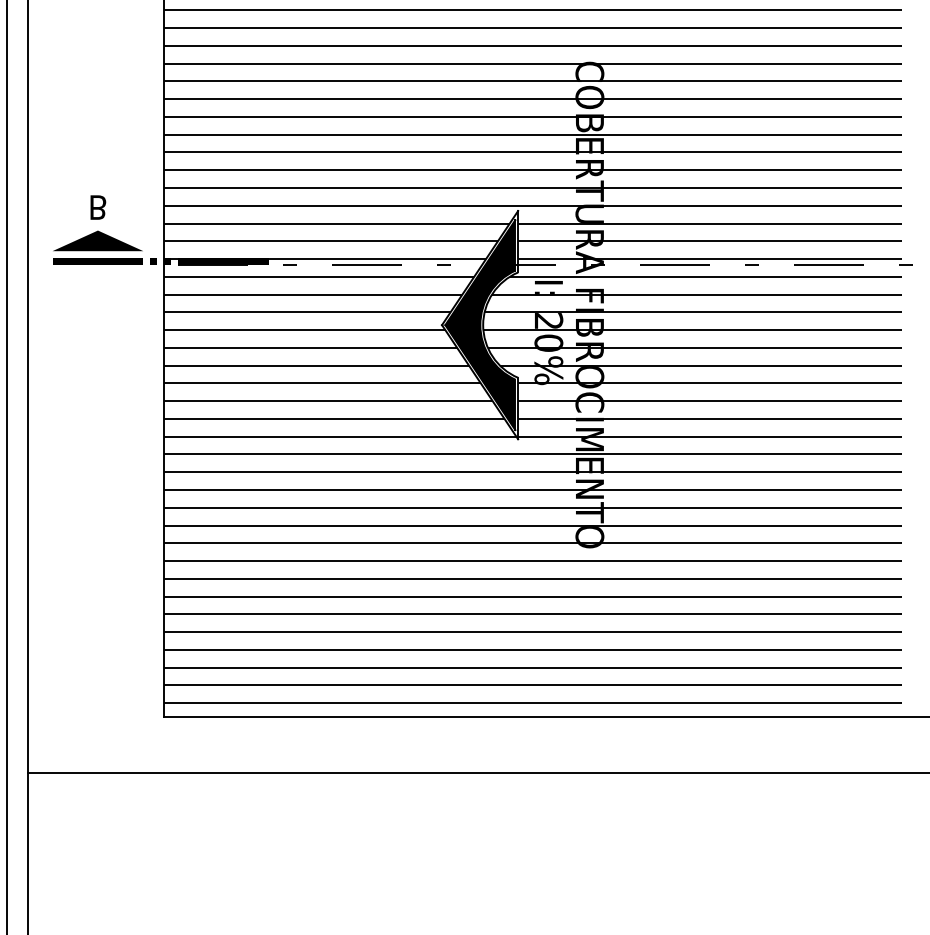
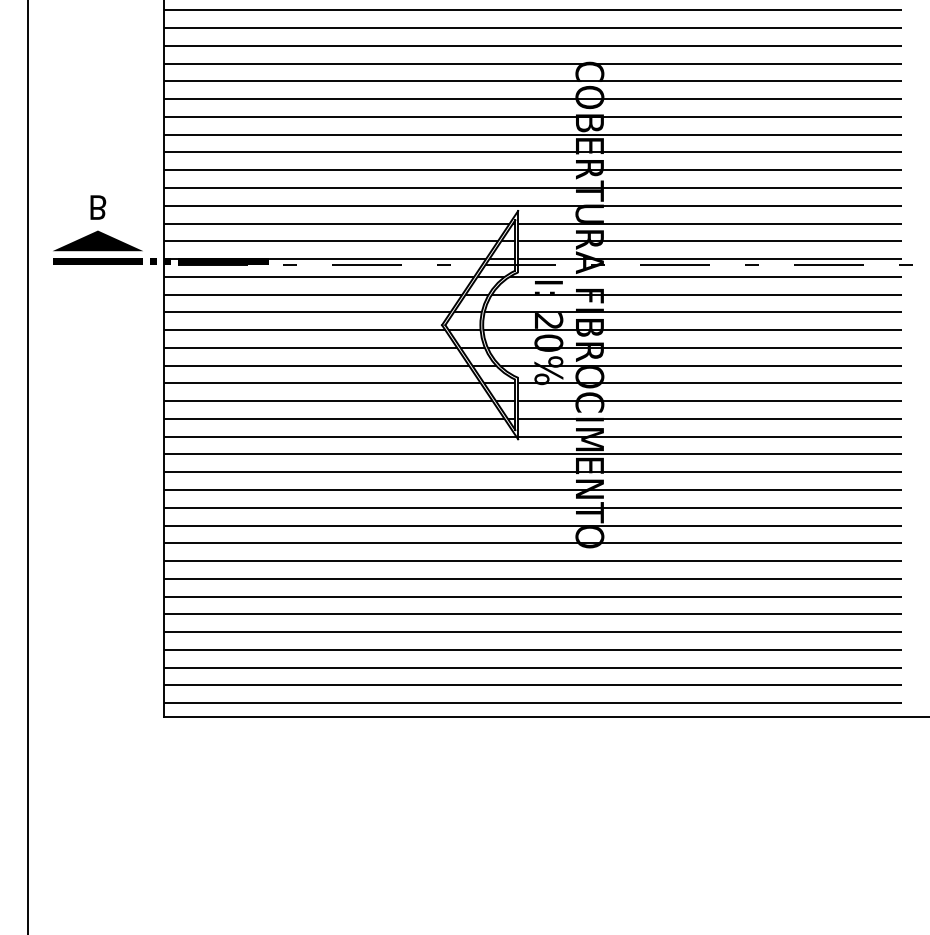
fill: present -> none (480, 325)
line: present -> none (6, 466)
line: present -> none (476, 773)
